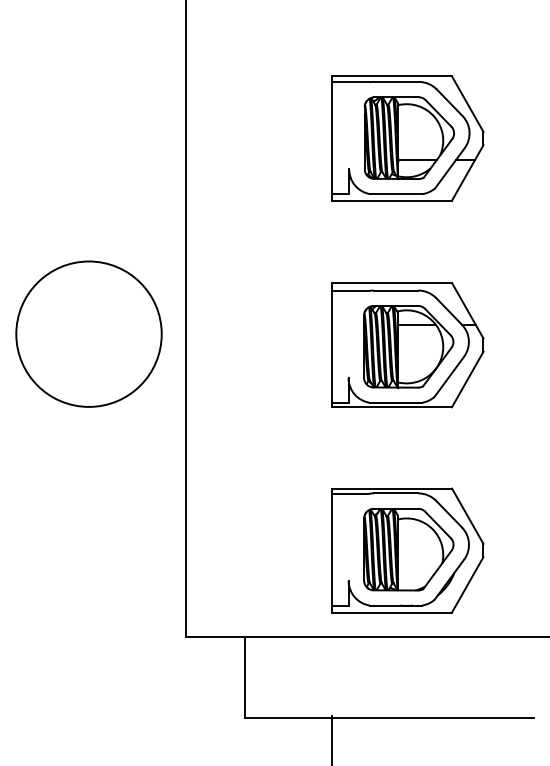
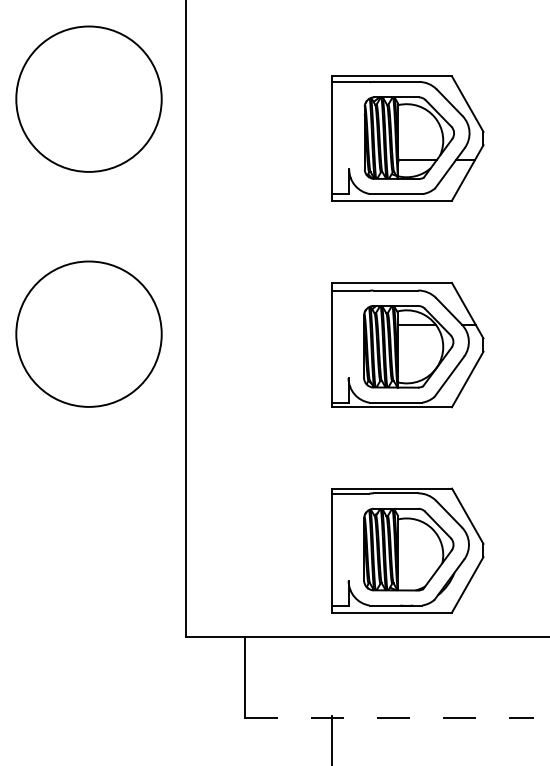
circle: none -> present (88, 98)
line: solid -> dashed (389, 718)
